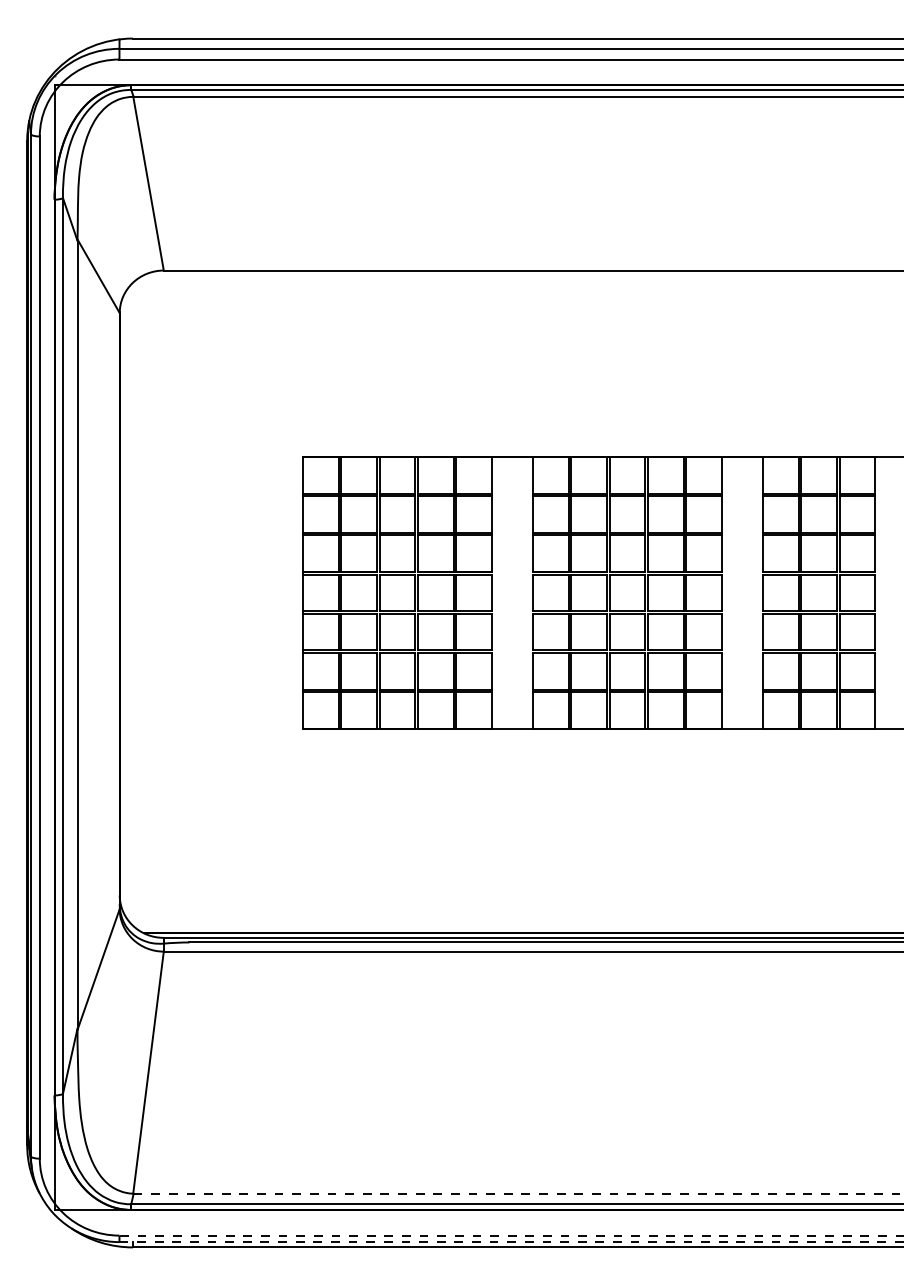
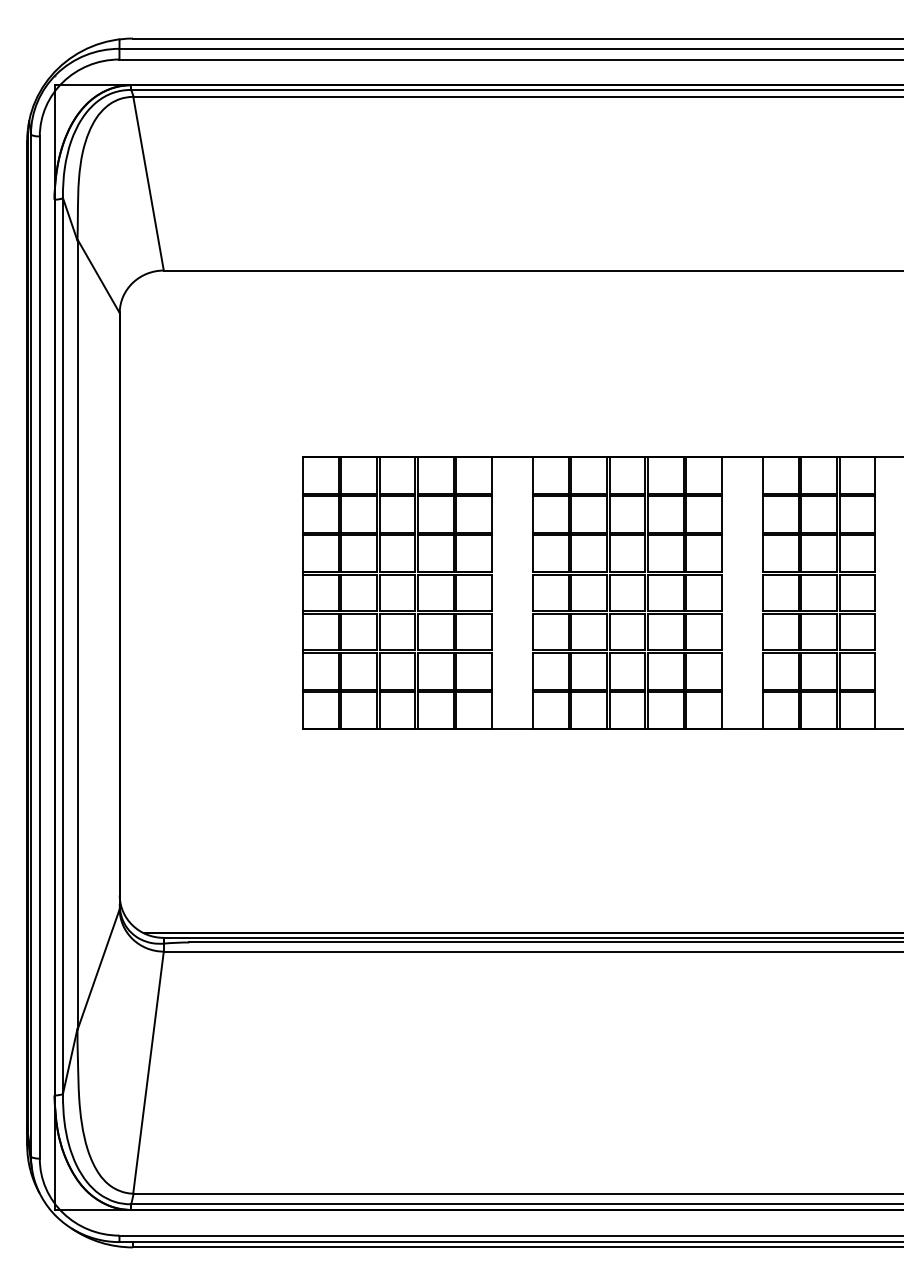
line: dashed -> solid (518, 1193)
line: dashed -> solid (510, 1235)
line: dashed -> solid (512, 1242)
